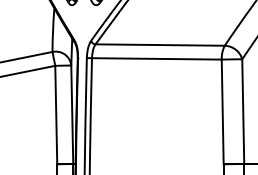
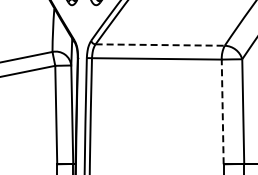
line: solid -> dashed (160, 45)
line: solid -> dashed (222, 111)
